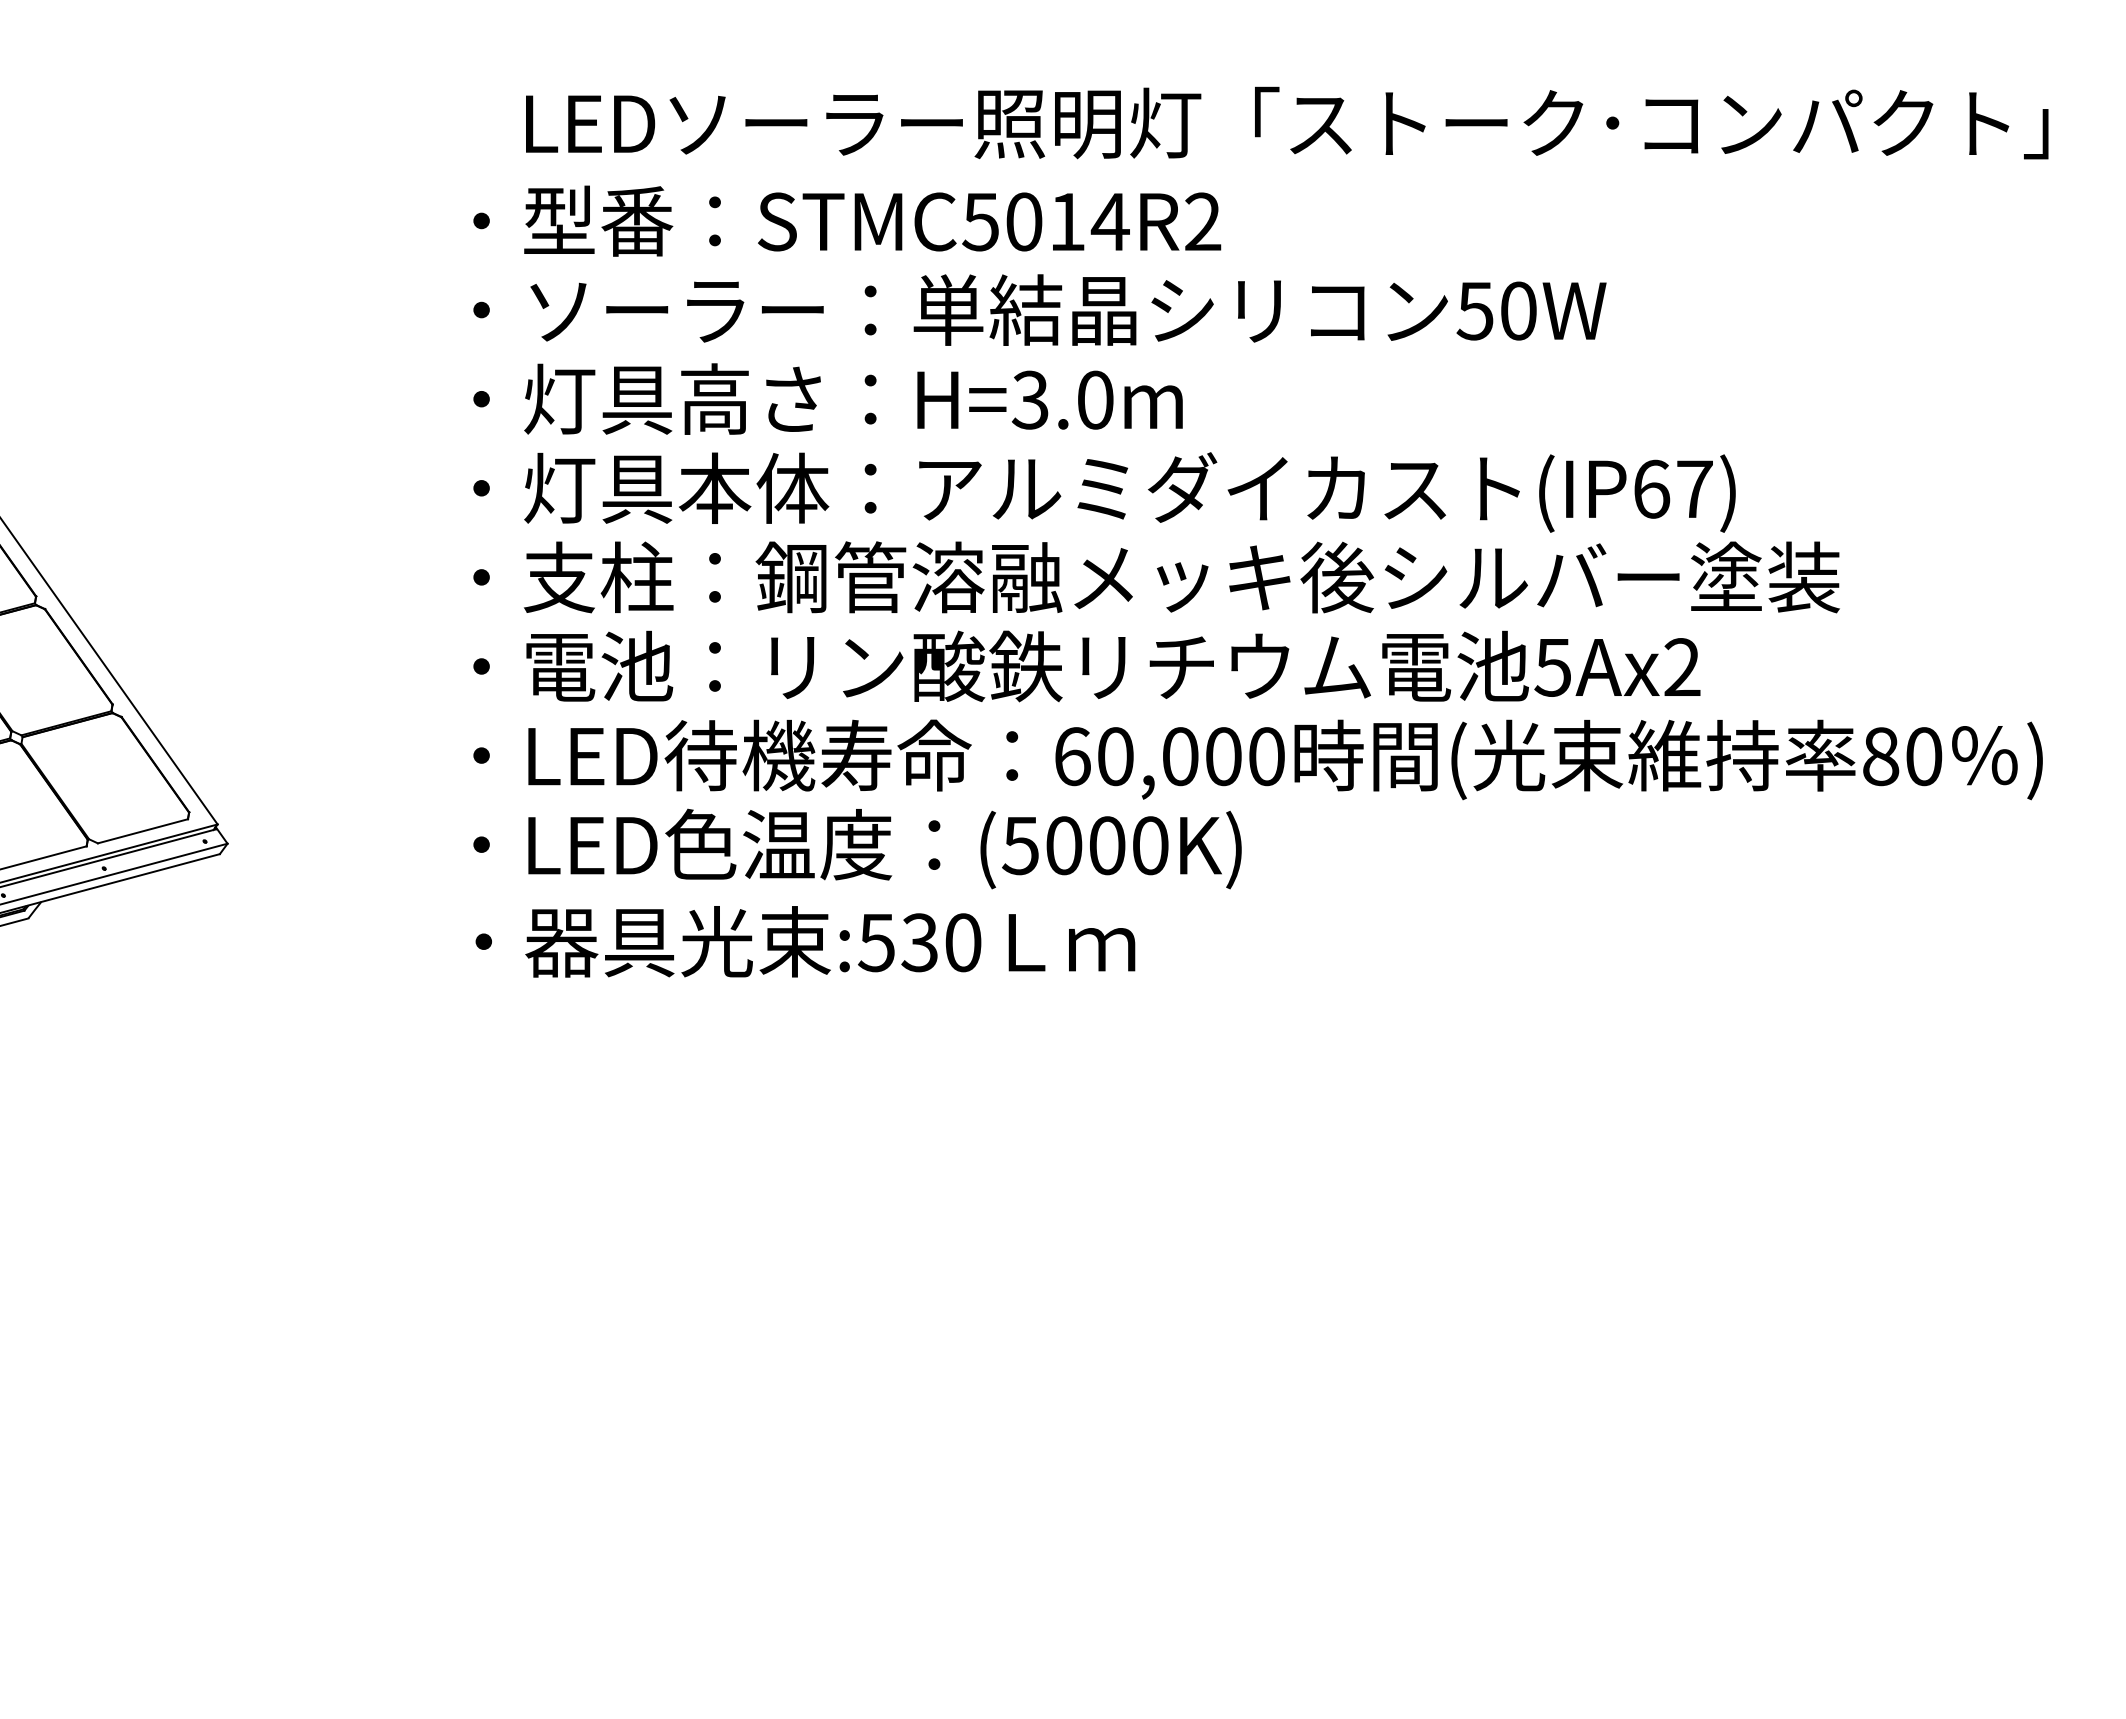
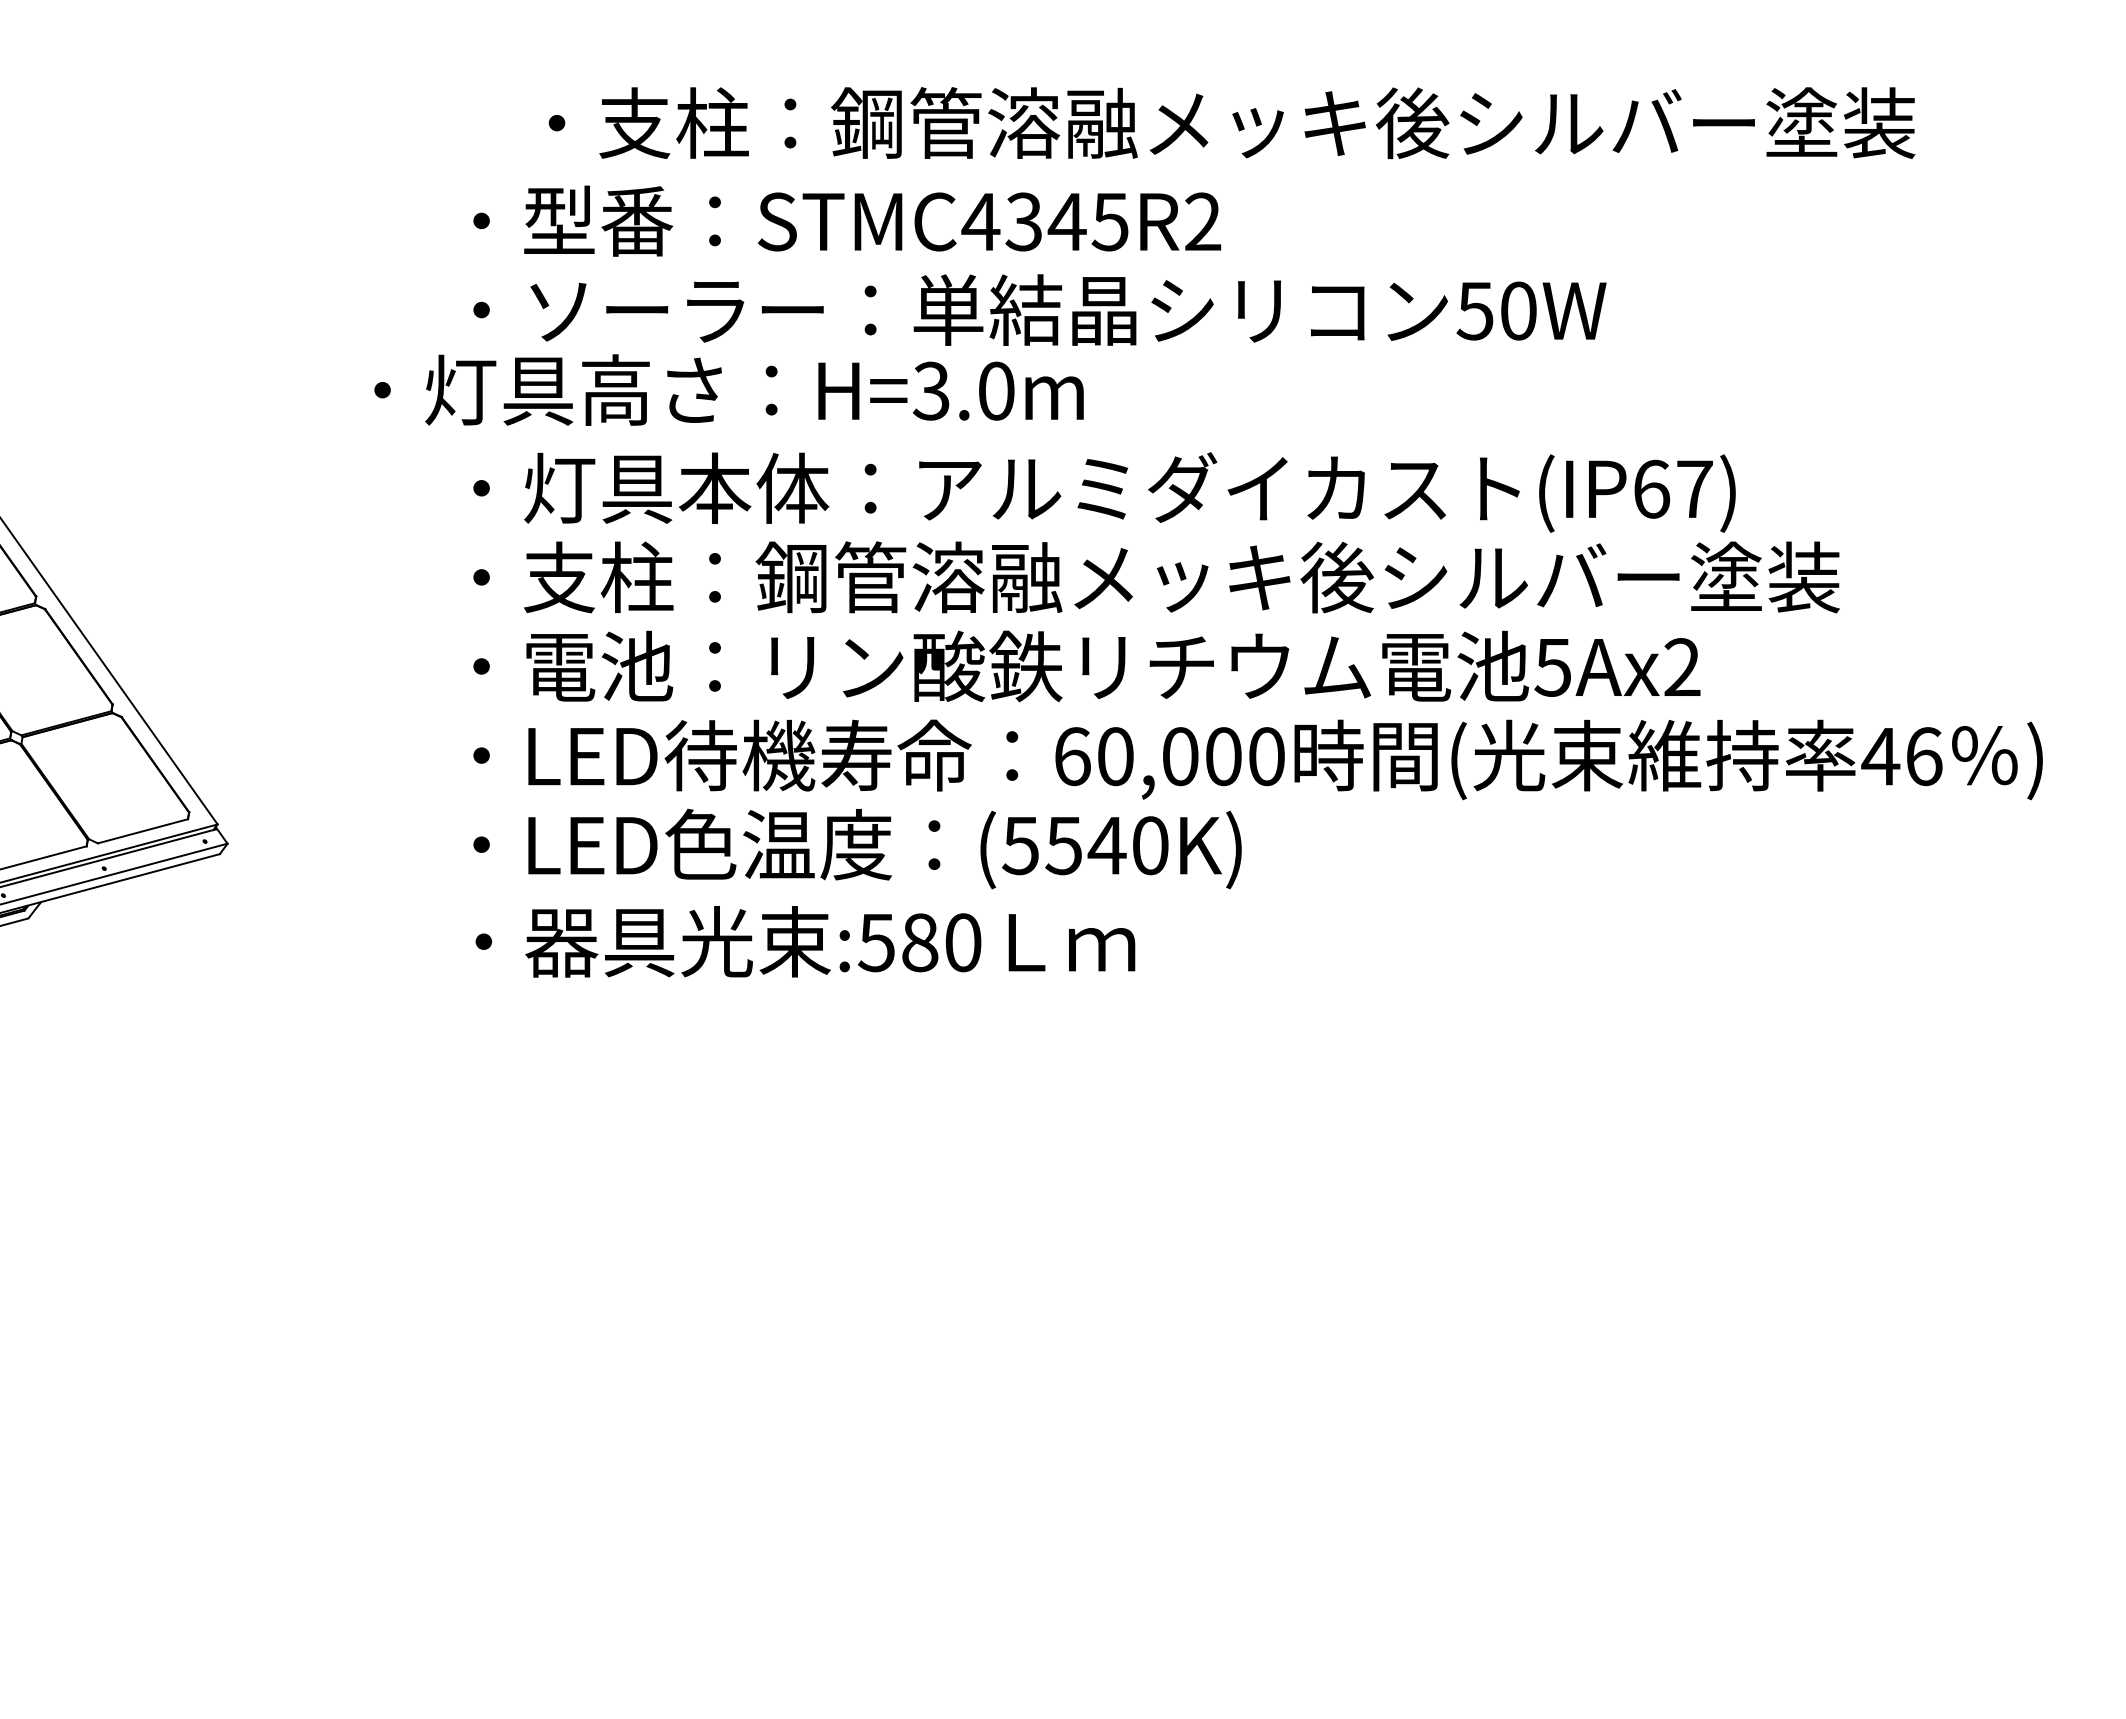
text: LEDソーラー照明灯「ストーク･コンパクト」 -> ・支柱：鋼管溶融メッキ後シルバー塗装 (1287, 122)
text: STMC5014R2 -> STMC4345R2 (1045, 221)
text position: (827, 398) -> (728, 389) (728, 389)
text: 80 -> 46 (1901, 756)
text: (5000K) -> (5540K) (1085, 845)
text: :530 -> :580 (919, 942)
